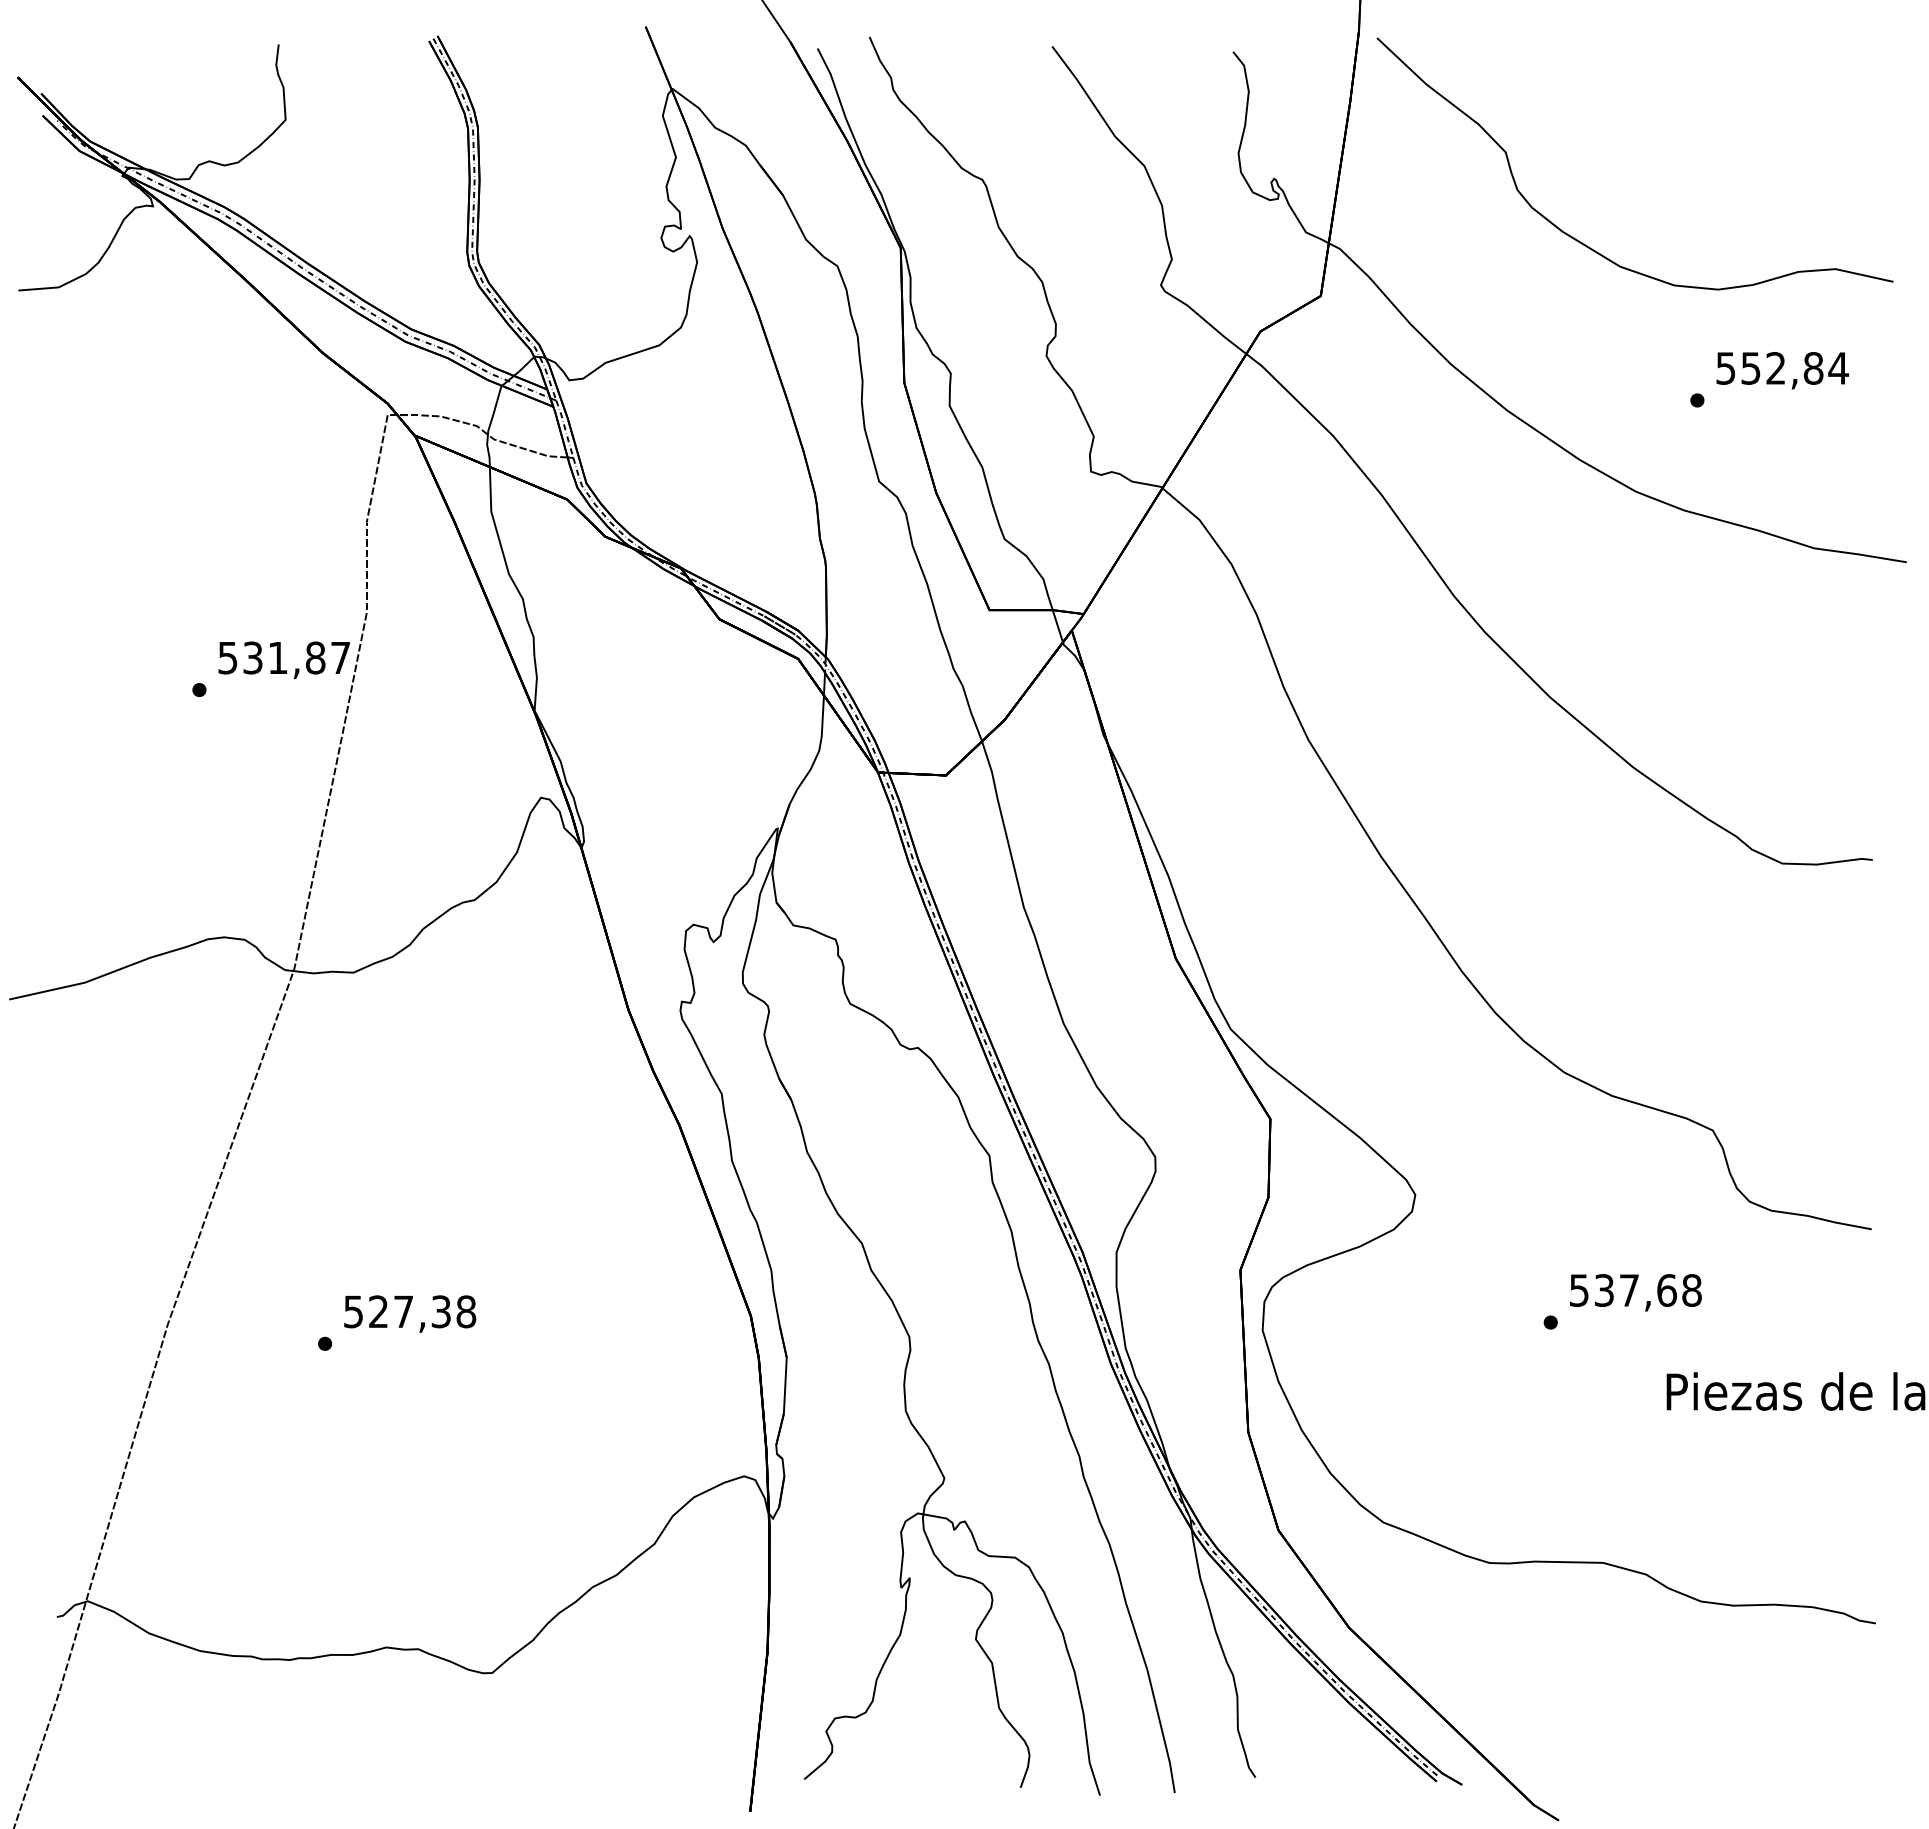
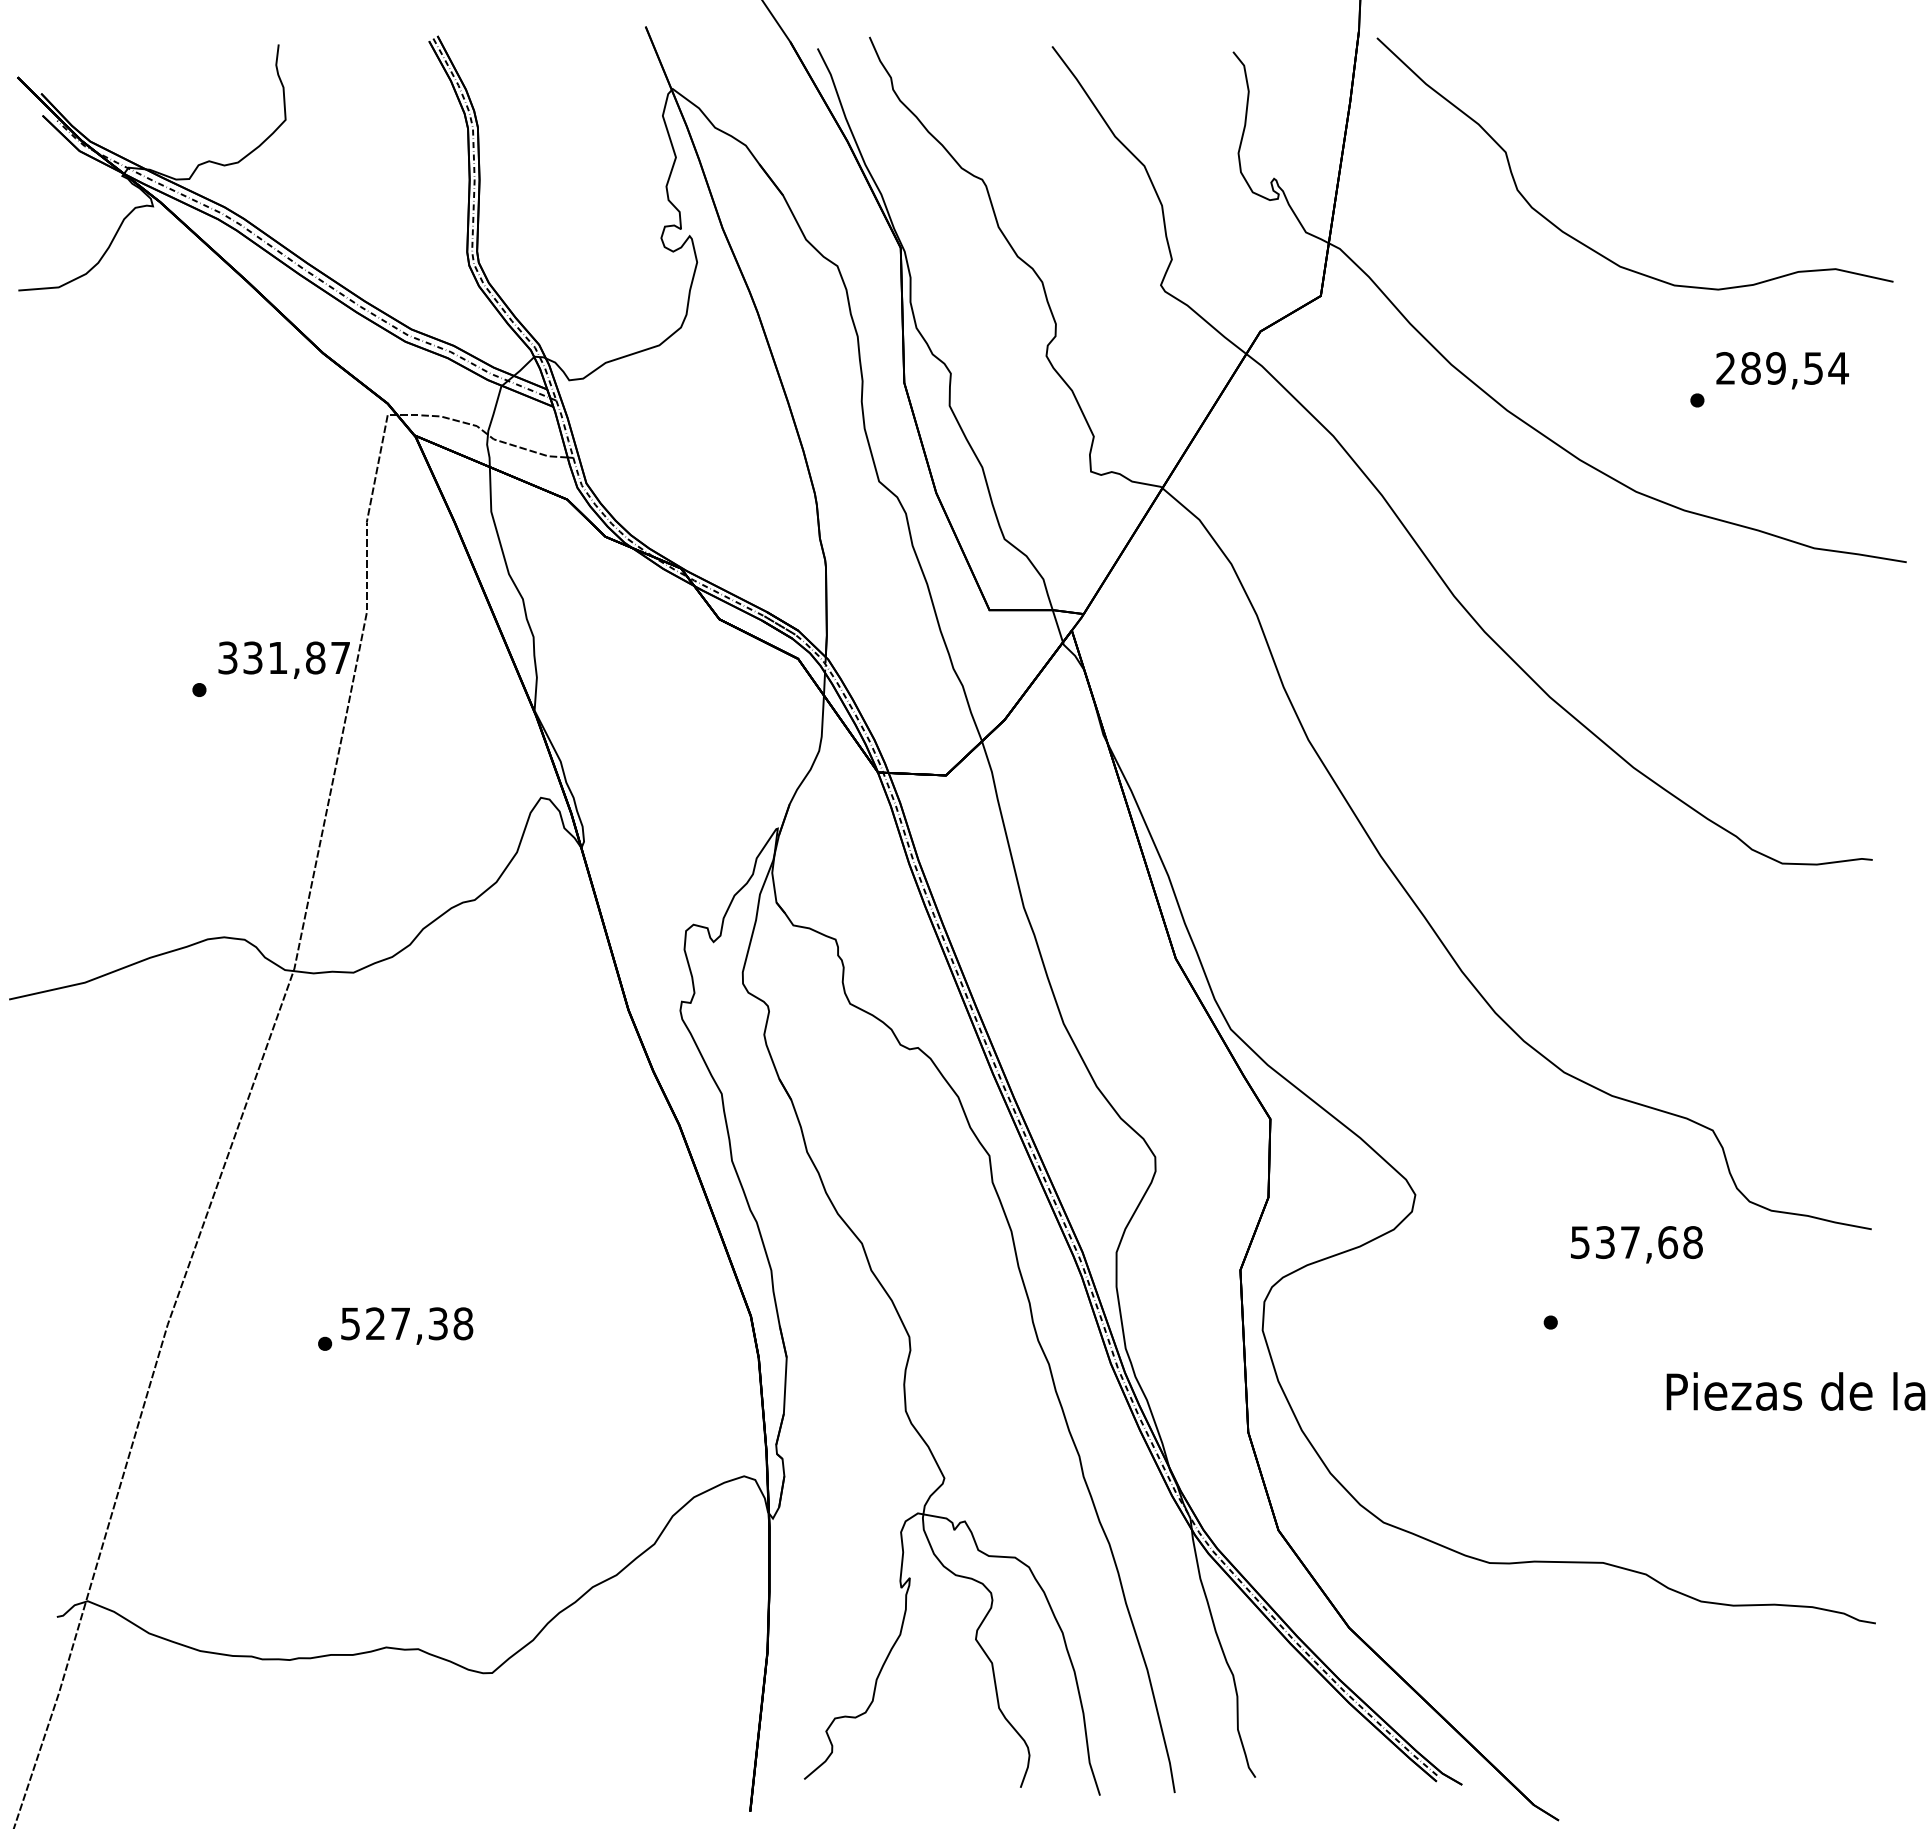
text: 552,84 -> 289,54 (1769, 368)
text: 531,87 -> 331,87 (228, 657)
text position: (1635, 1292) -> (1636, 1244) (1636, 1244)
text position: (410, 1313) -> (407, 1325) (407, 1325)
